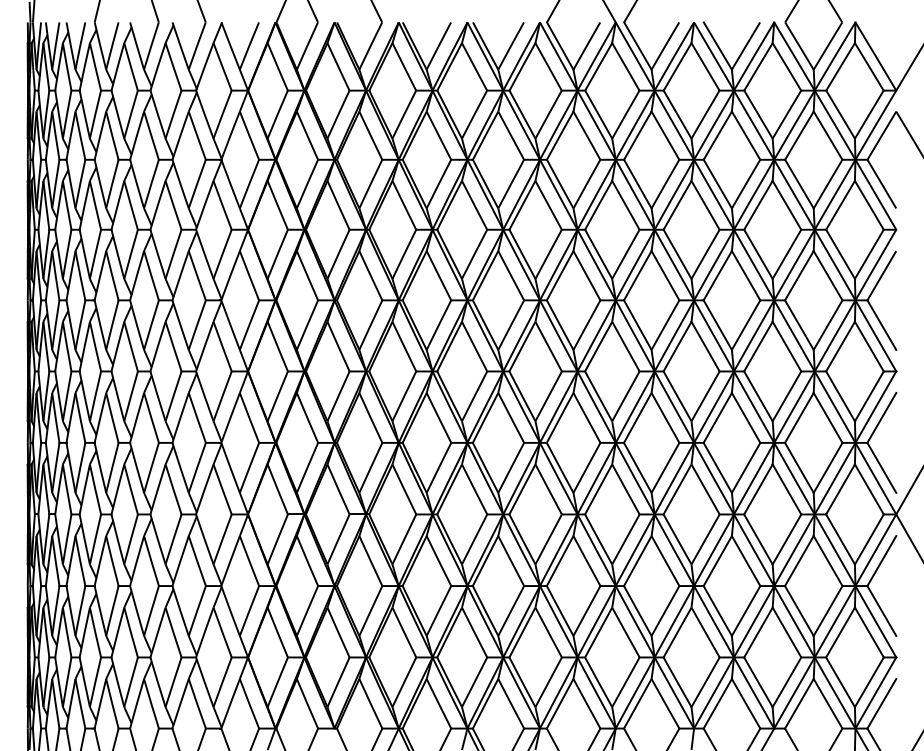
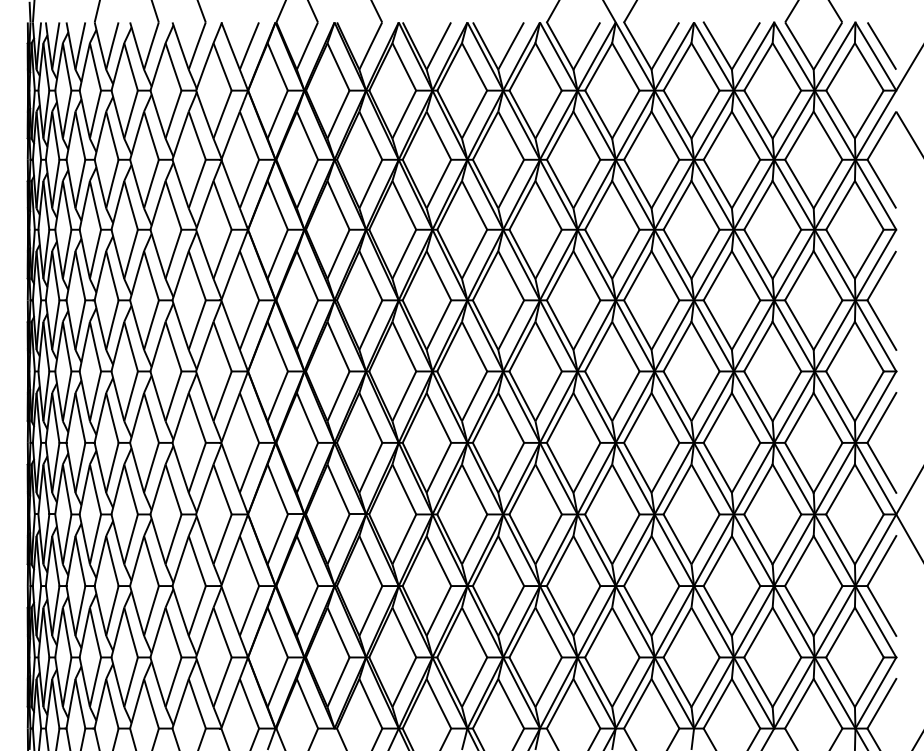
line: none -> present (881, 45)
